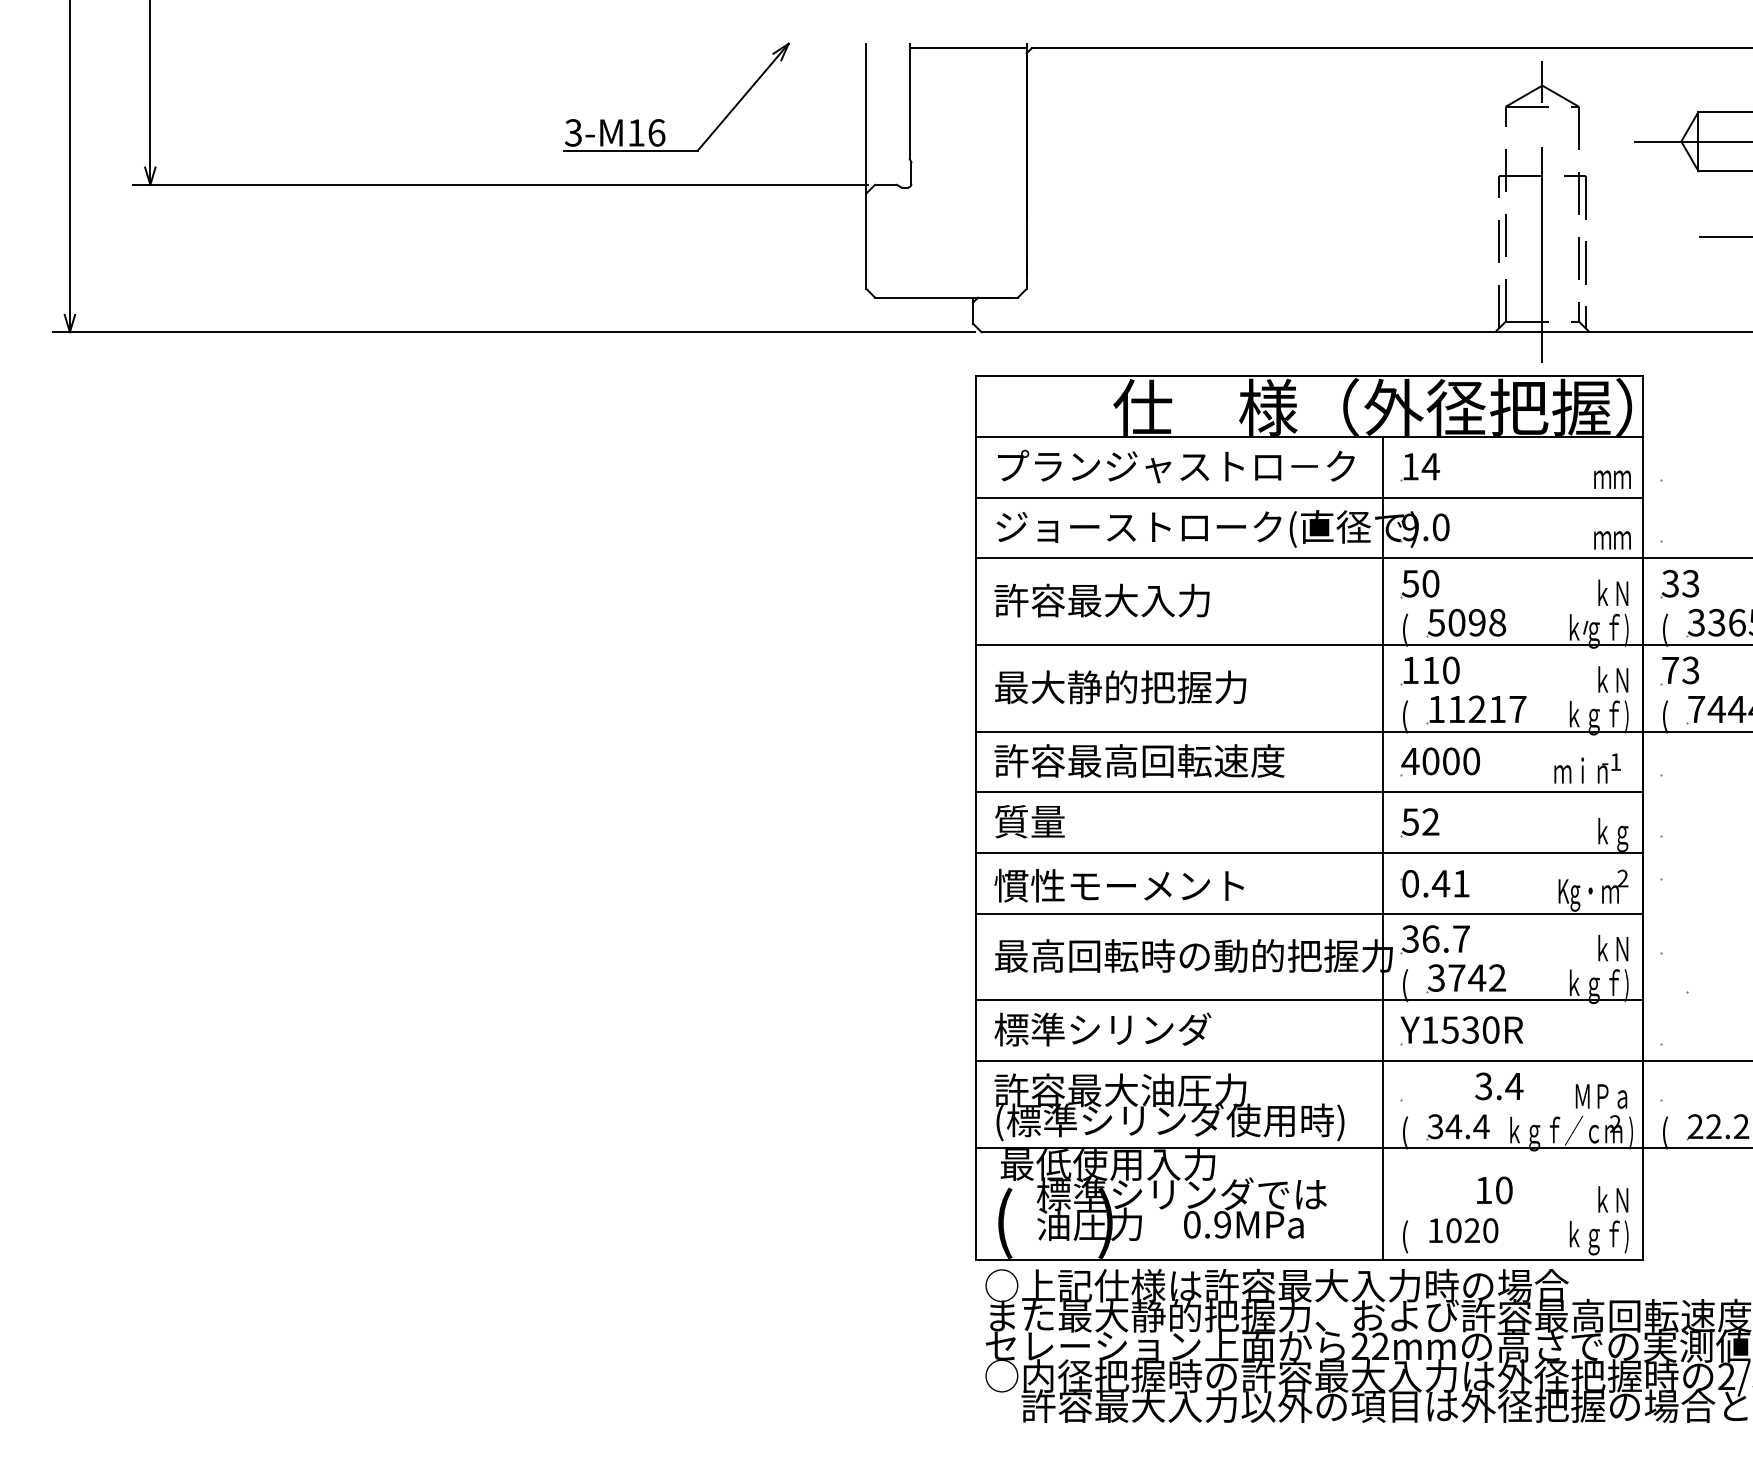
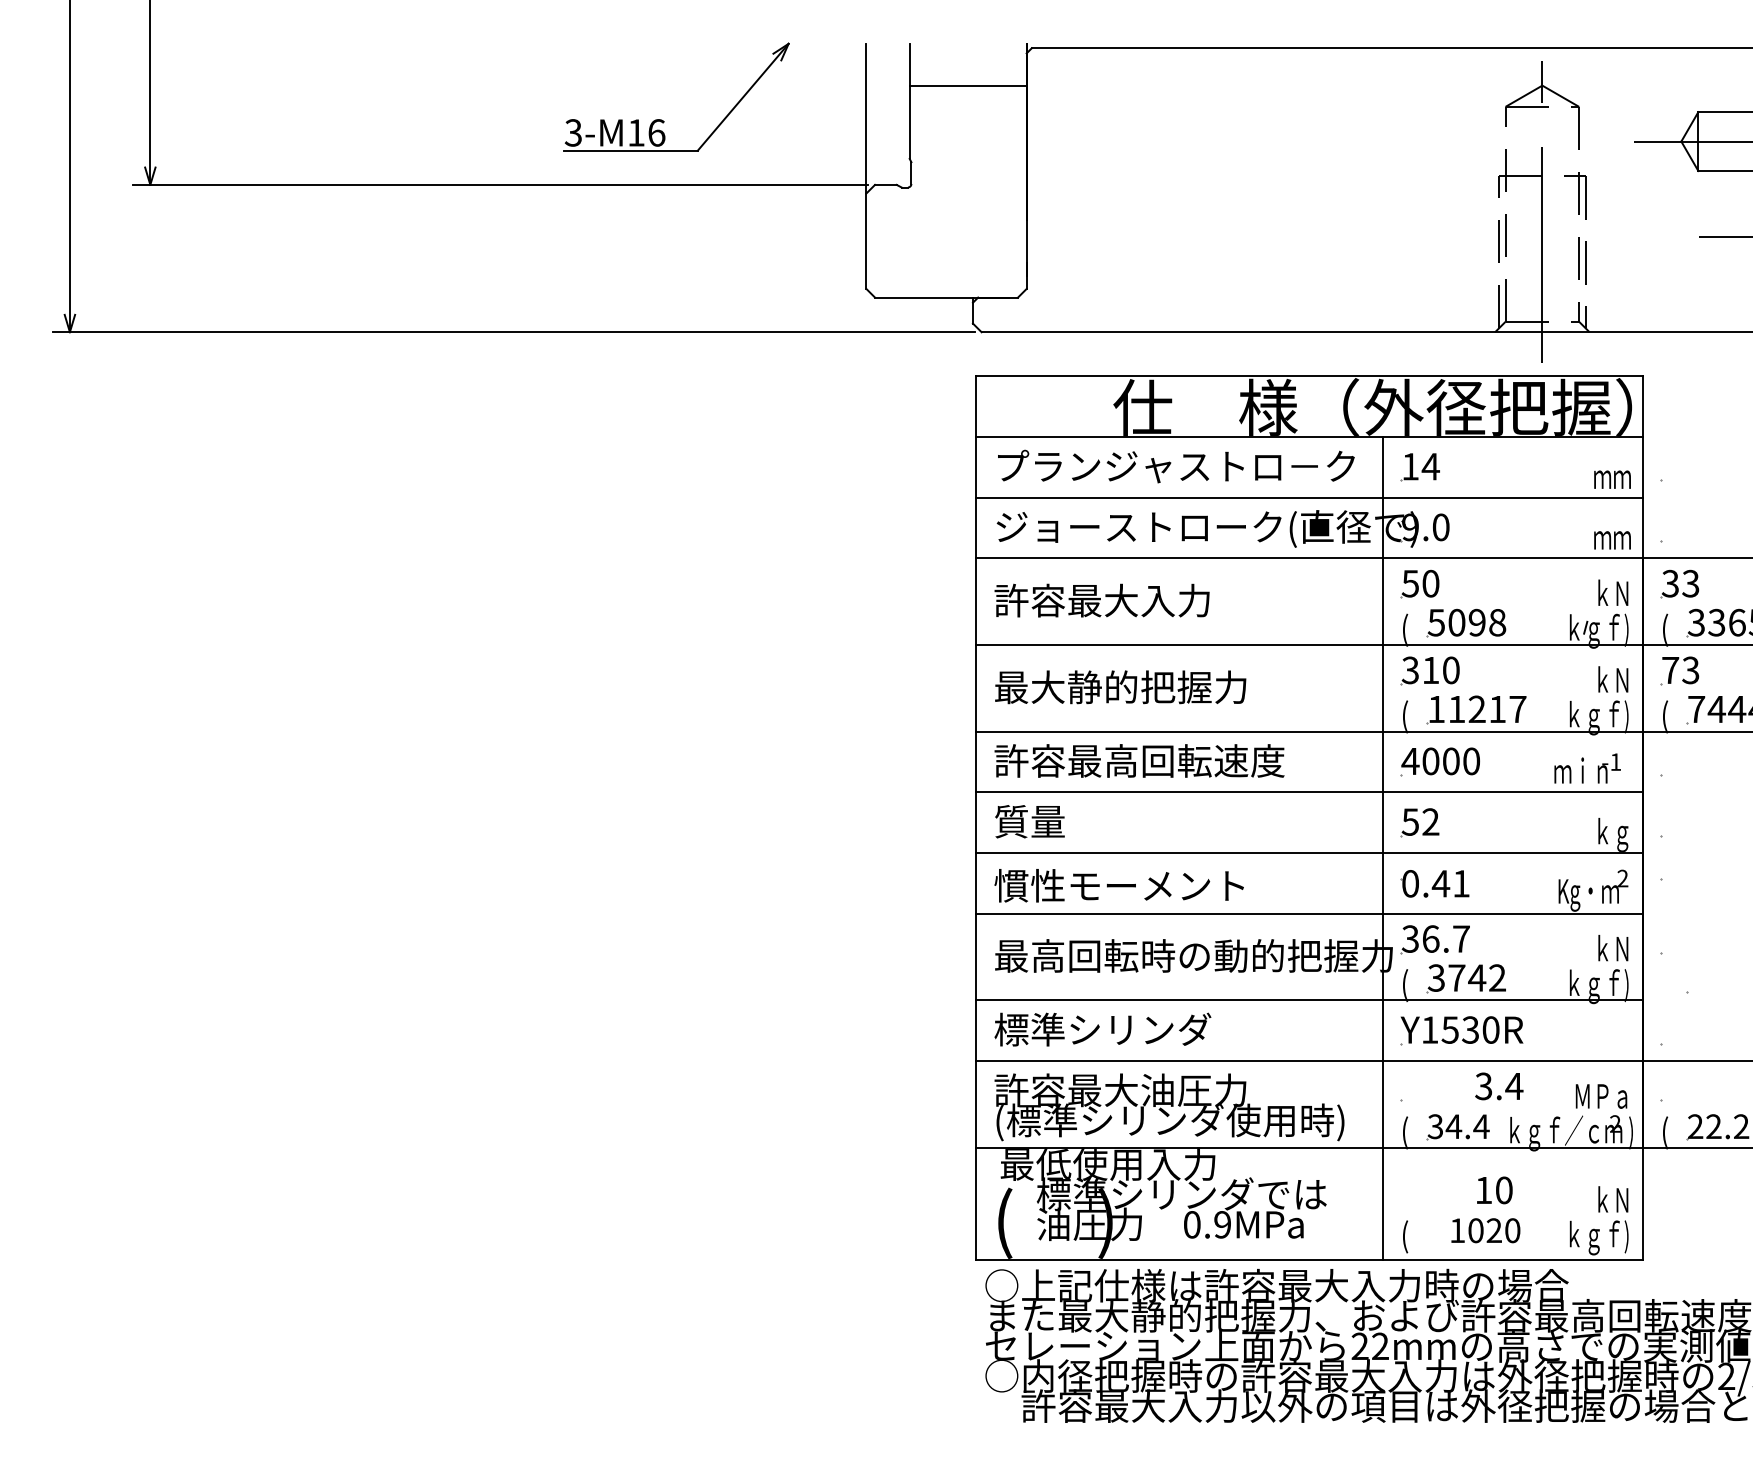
line position: (967, 48) -> (967, 86) (967, 86)
text: 110 -> 310 (1409, 670)
text position: (1463, 1230) -> (1485, 1230) (1485, 1230)
